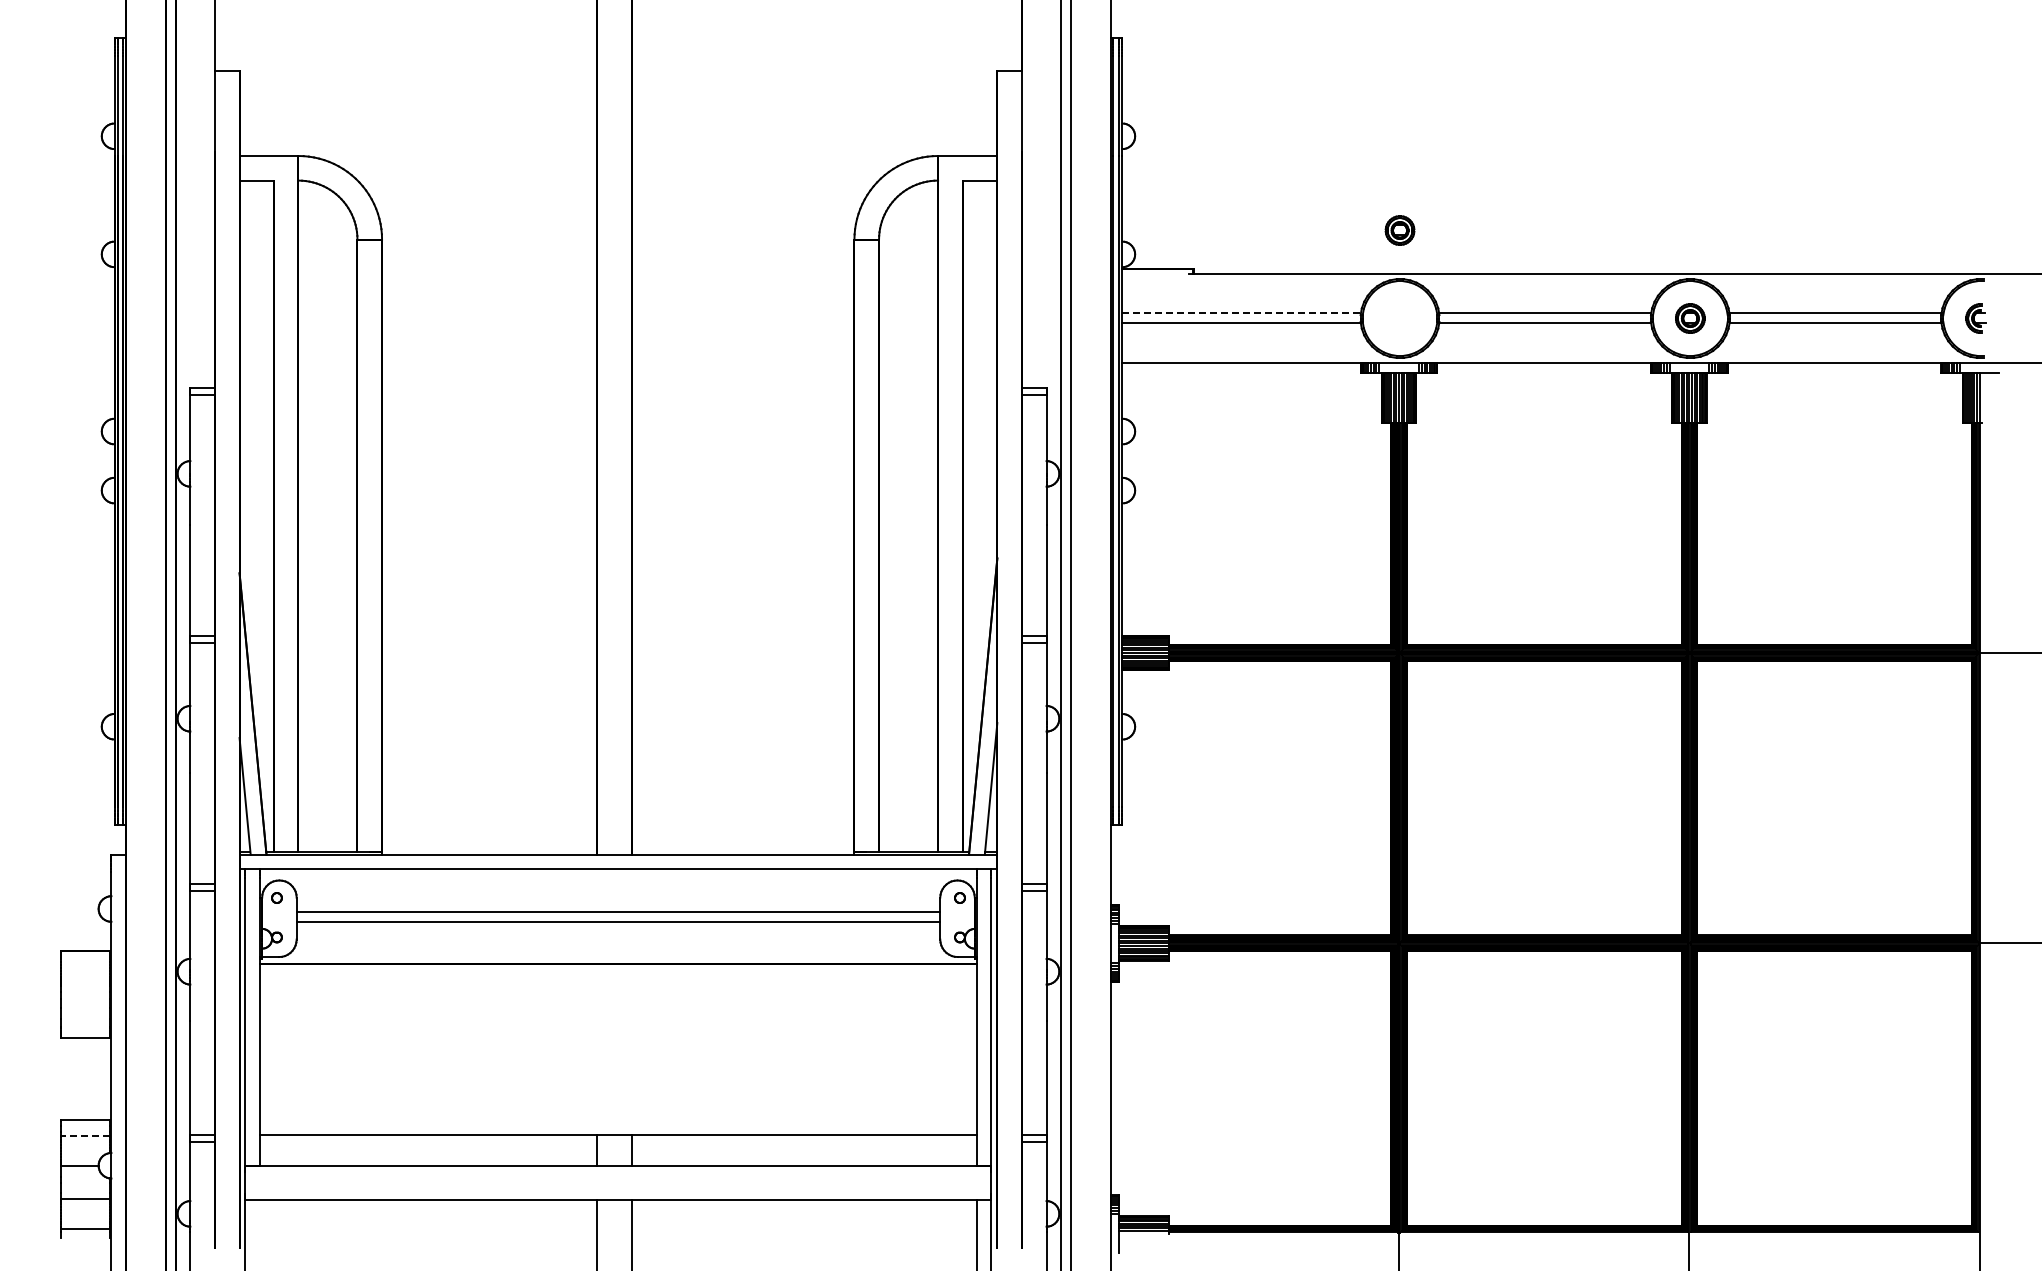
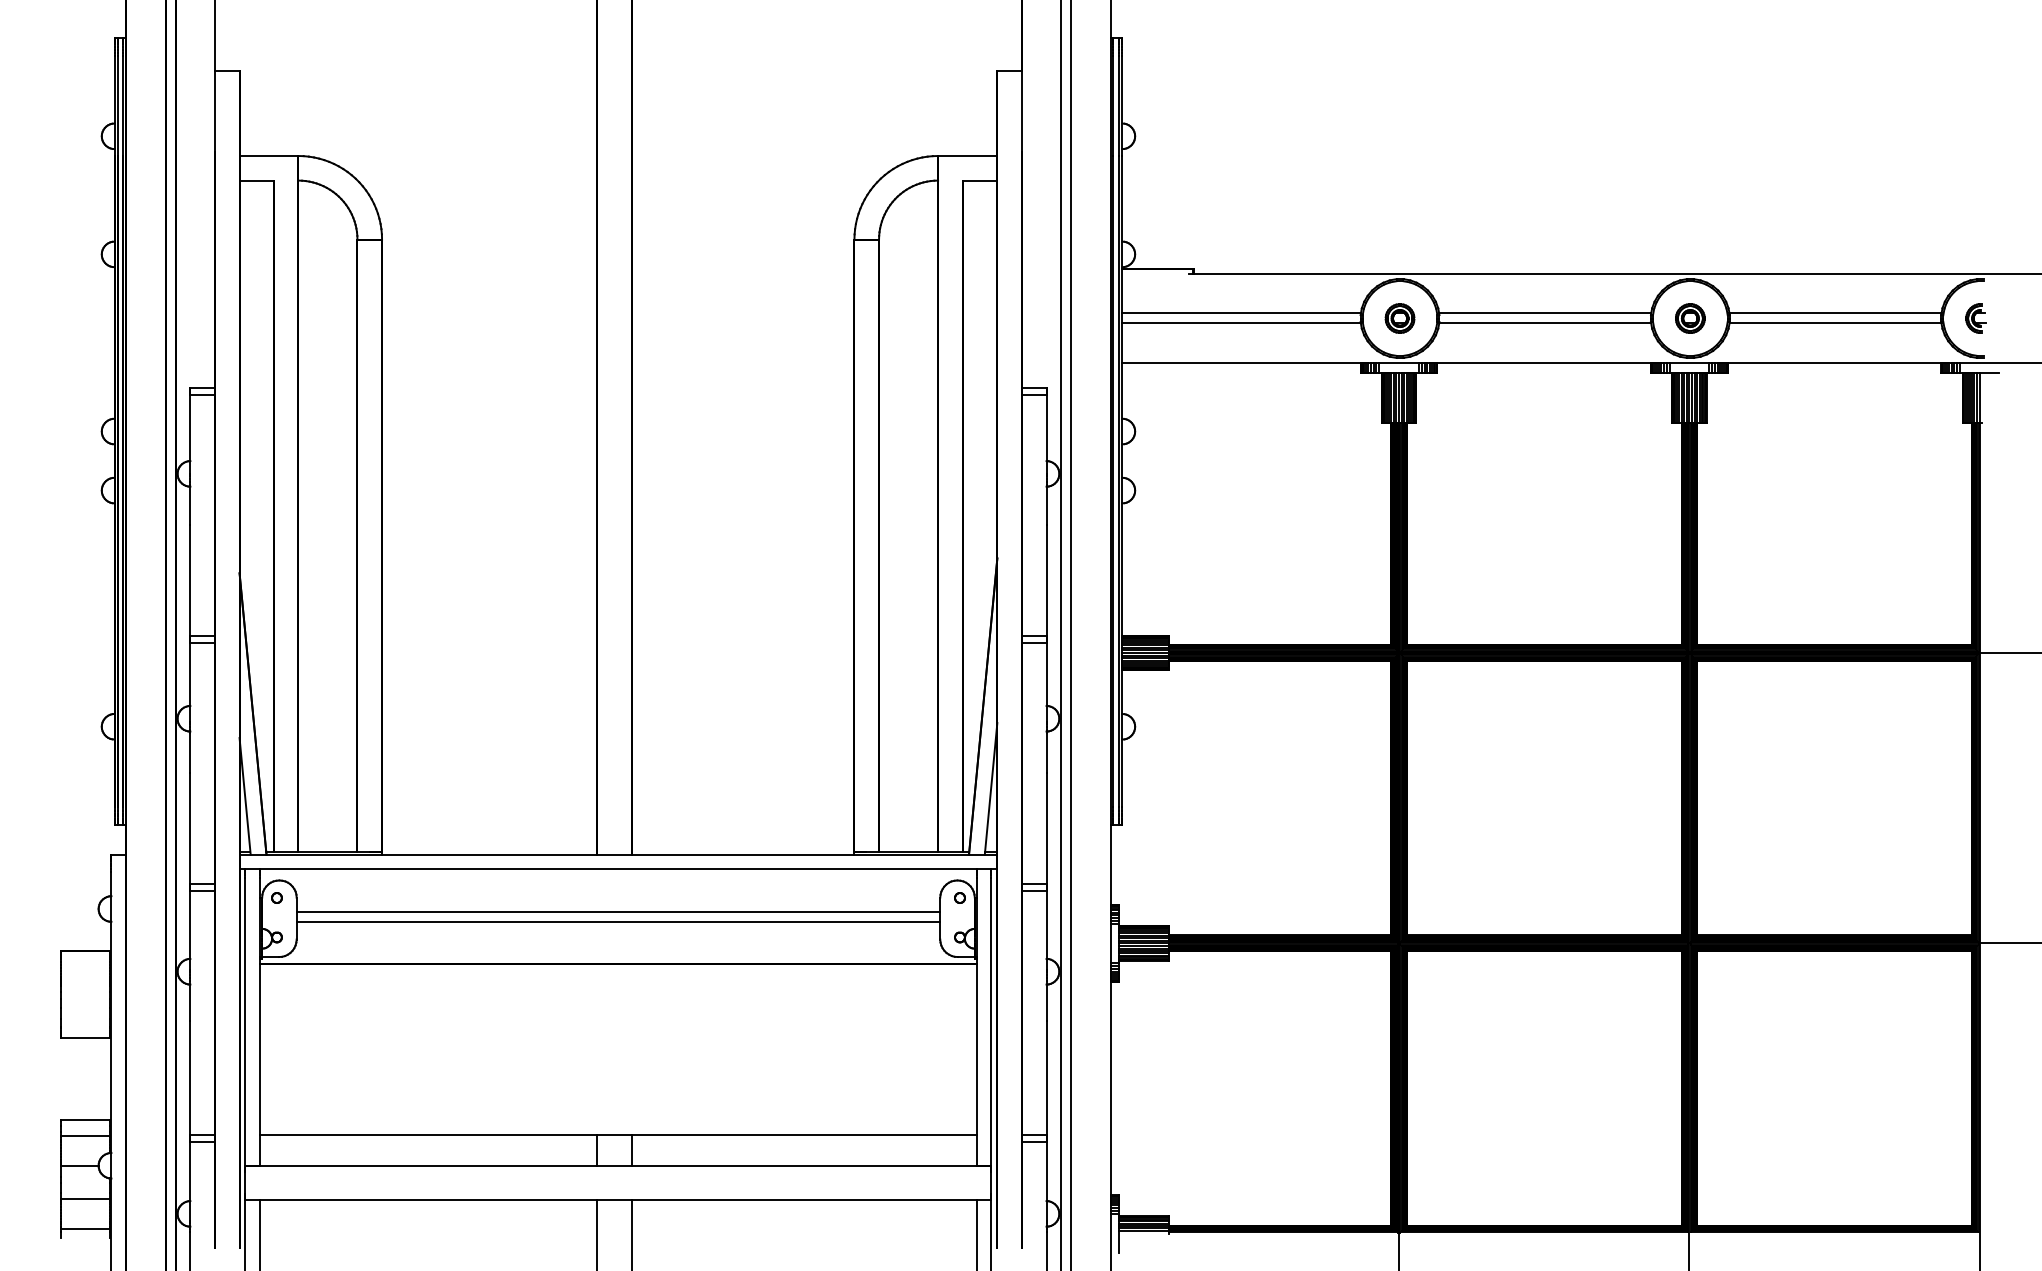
part position: (1399, 230) -> (1399, 318) (1399, 318)
line: dashed -> solid (1242, 313)
line: dashed -> solid (85, 1136)
line: none -> present (260, 1233)
